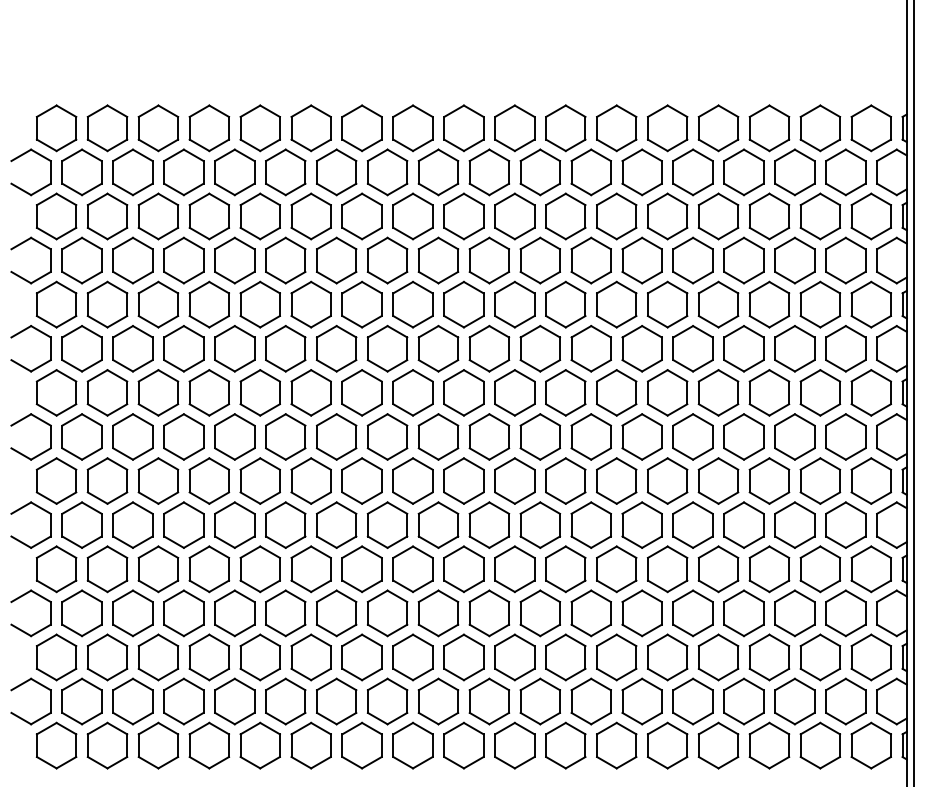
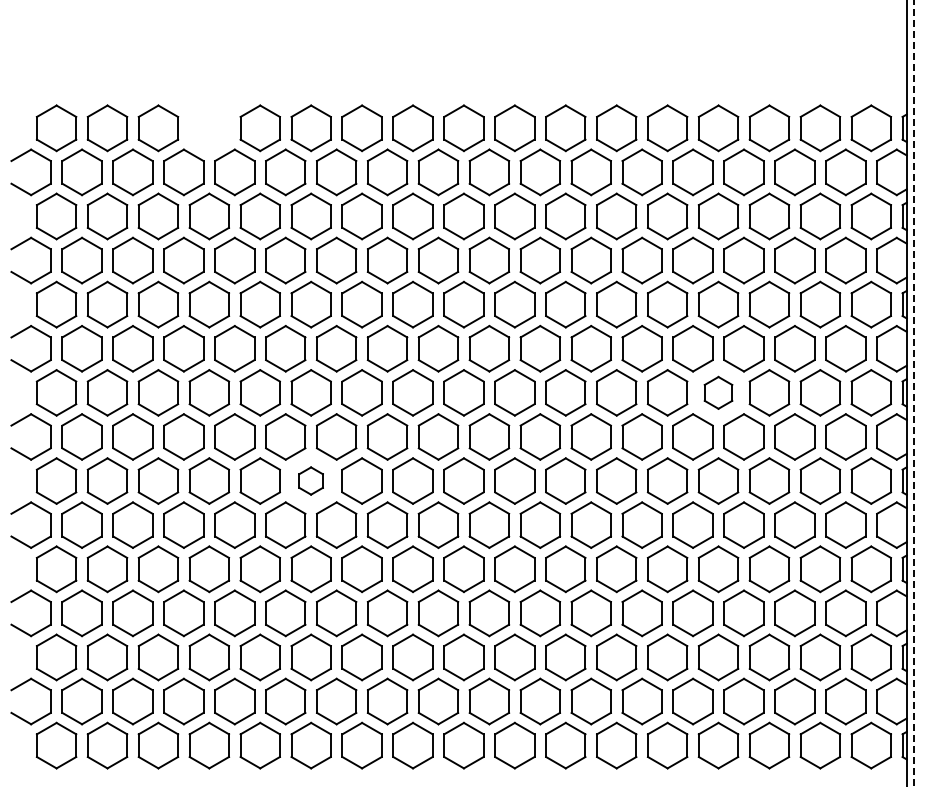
part: present -> none (209, 128)
part size: 43x48 px -> 31x35 px (718, 392)
line: solid -> dashed (913, 393)
part size: 42x48 px -> 26x30 px (310, 480)
